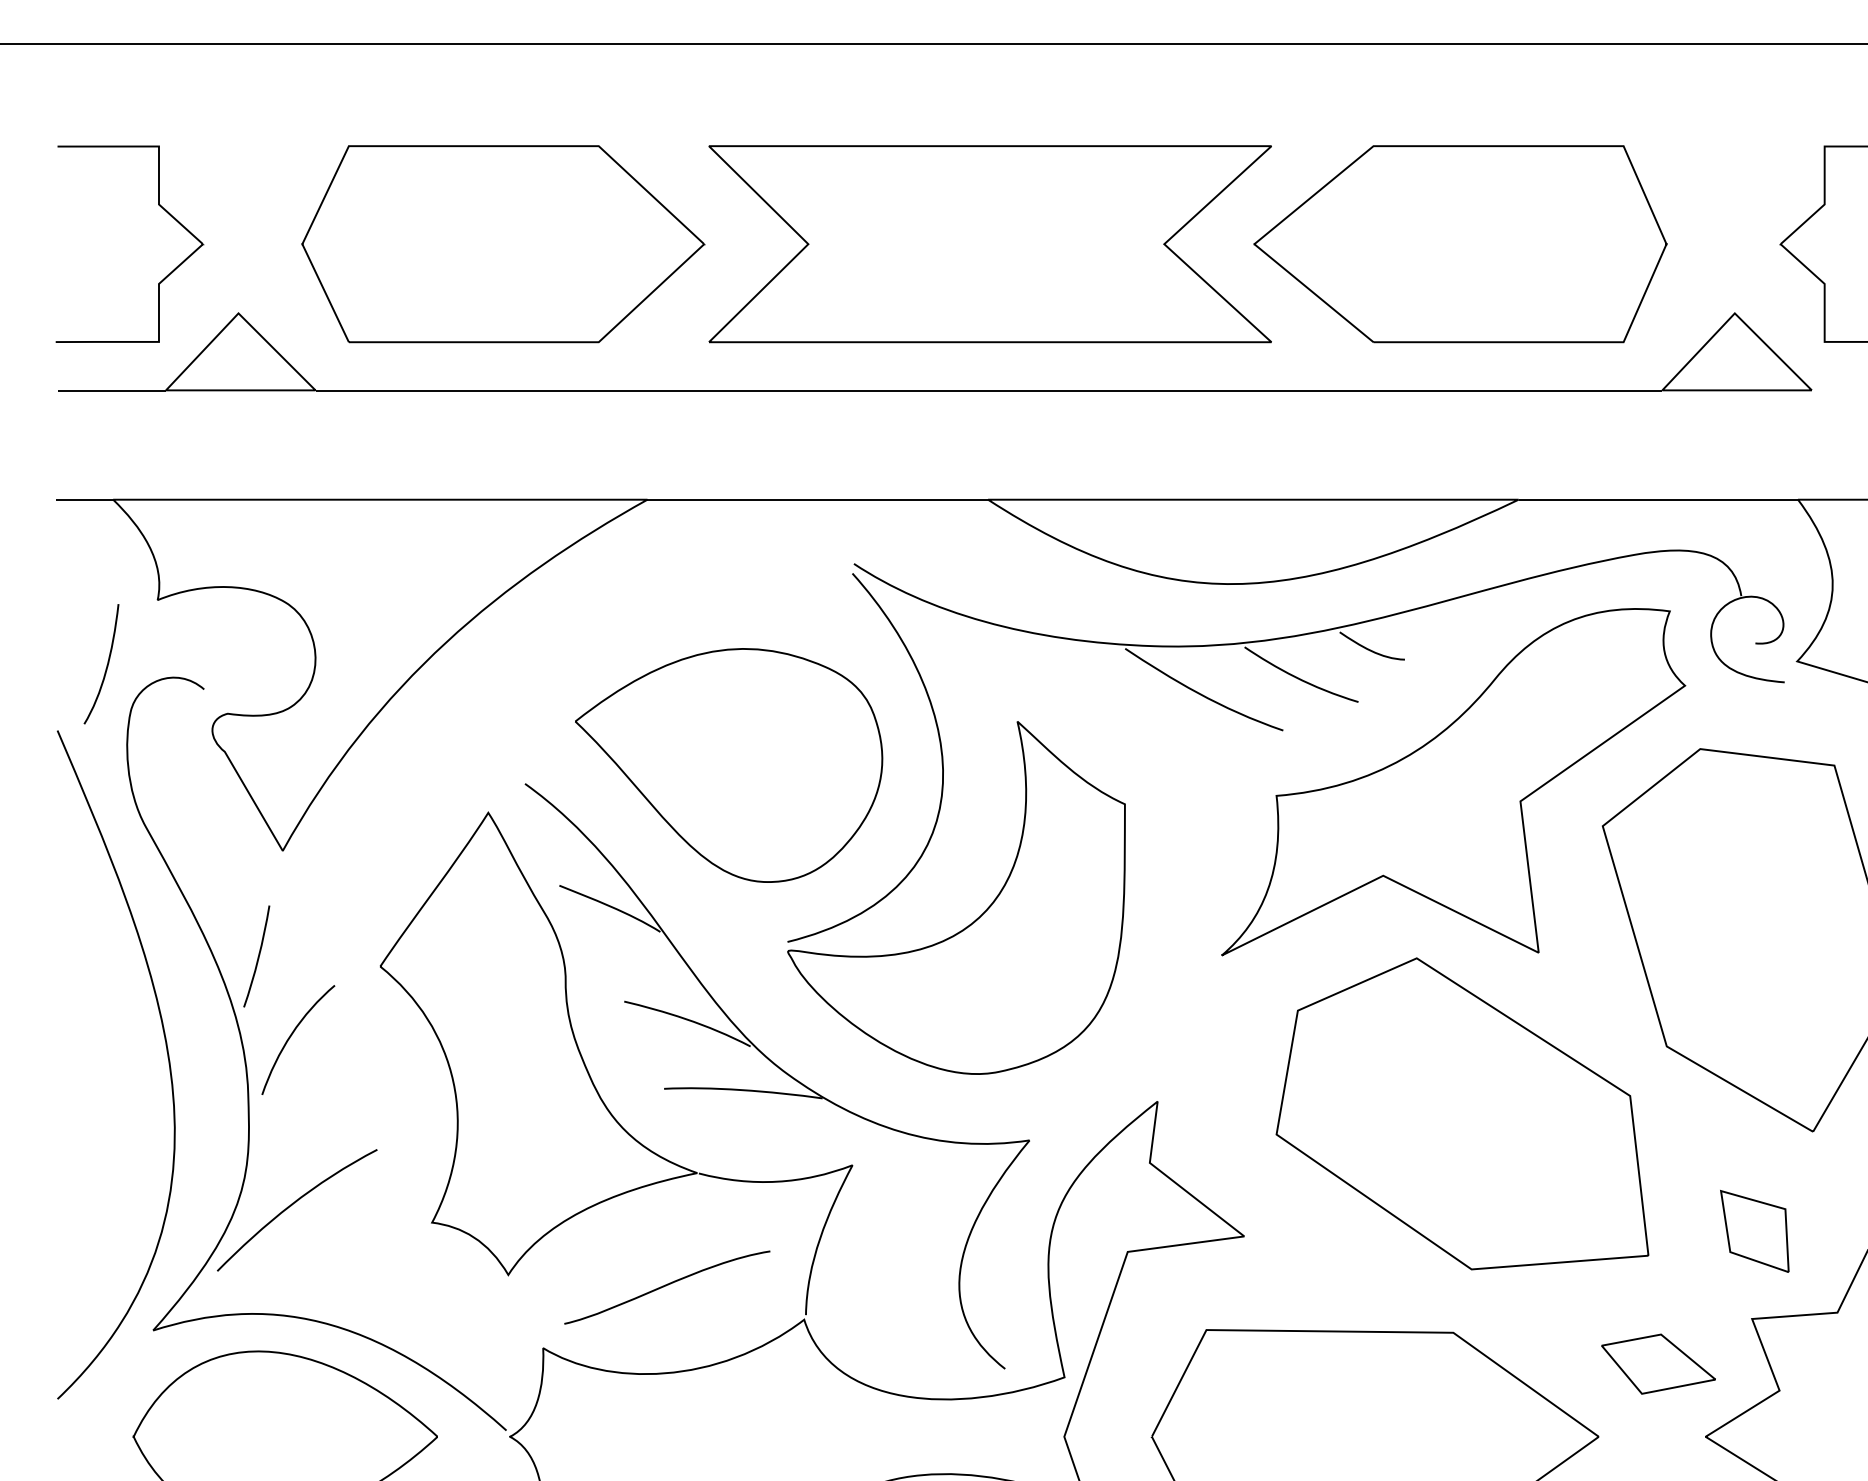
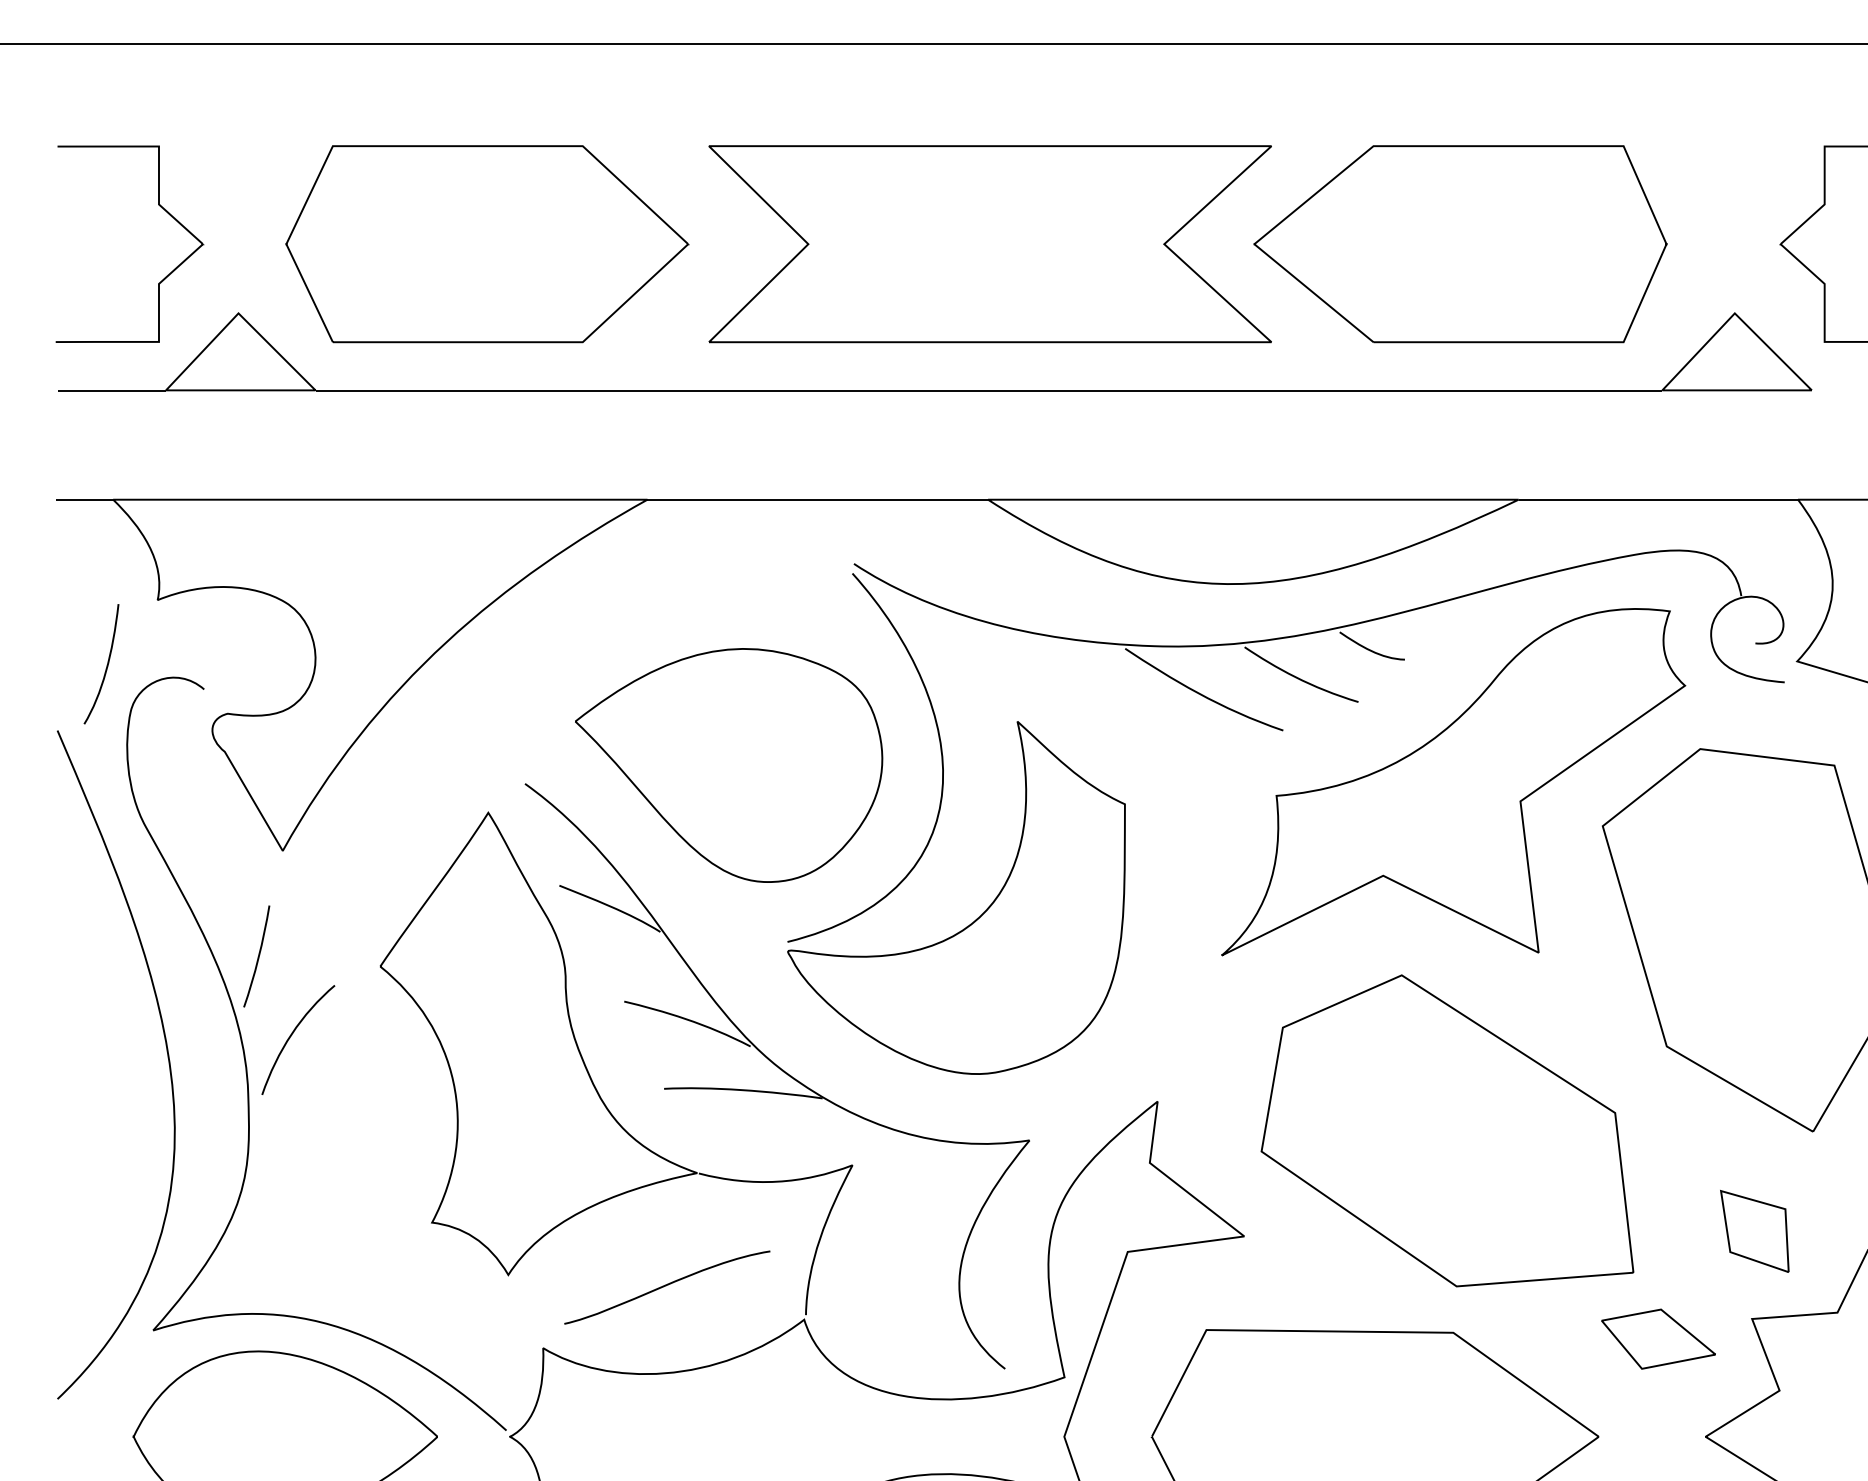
part position: (503, 244) -> (487, 244) (487, 244)
part position: (1462, 1113) -> (1447, 1130) (1447, 1130)
curve: present -> none (292, 1205)
part position: (1658, 1363) -> (1658, 1338) (1658, 1338)
